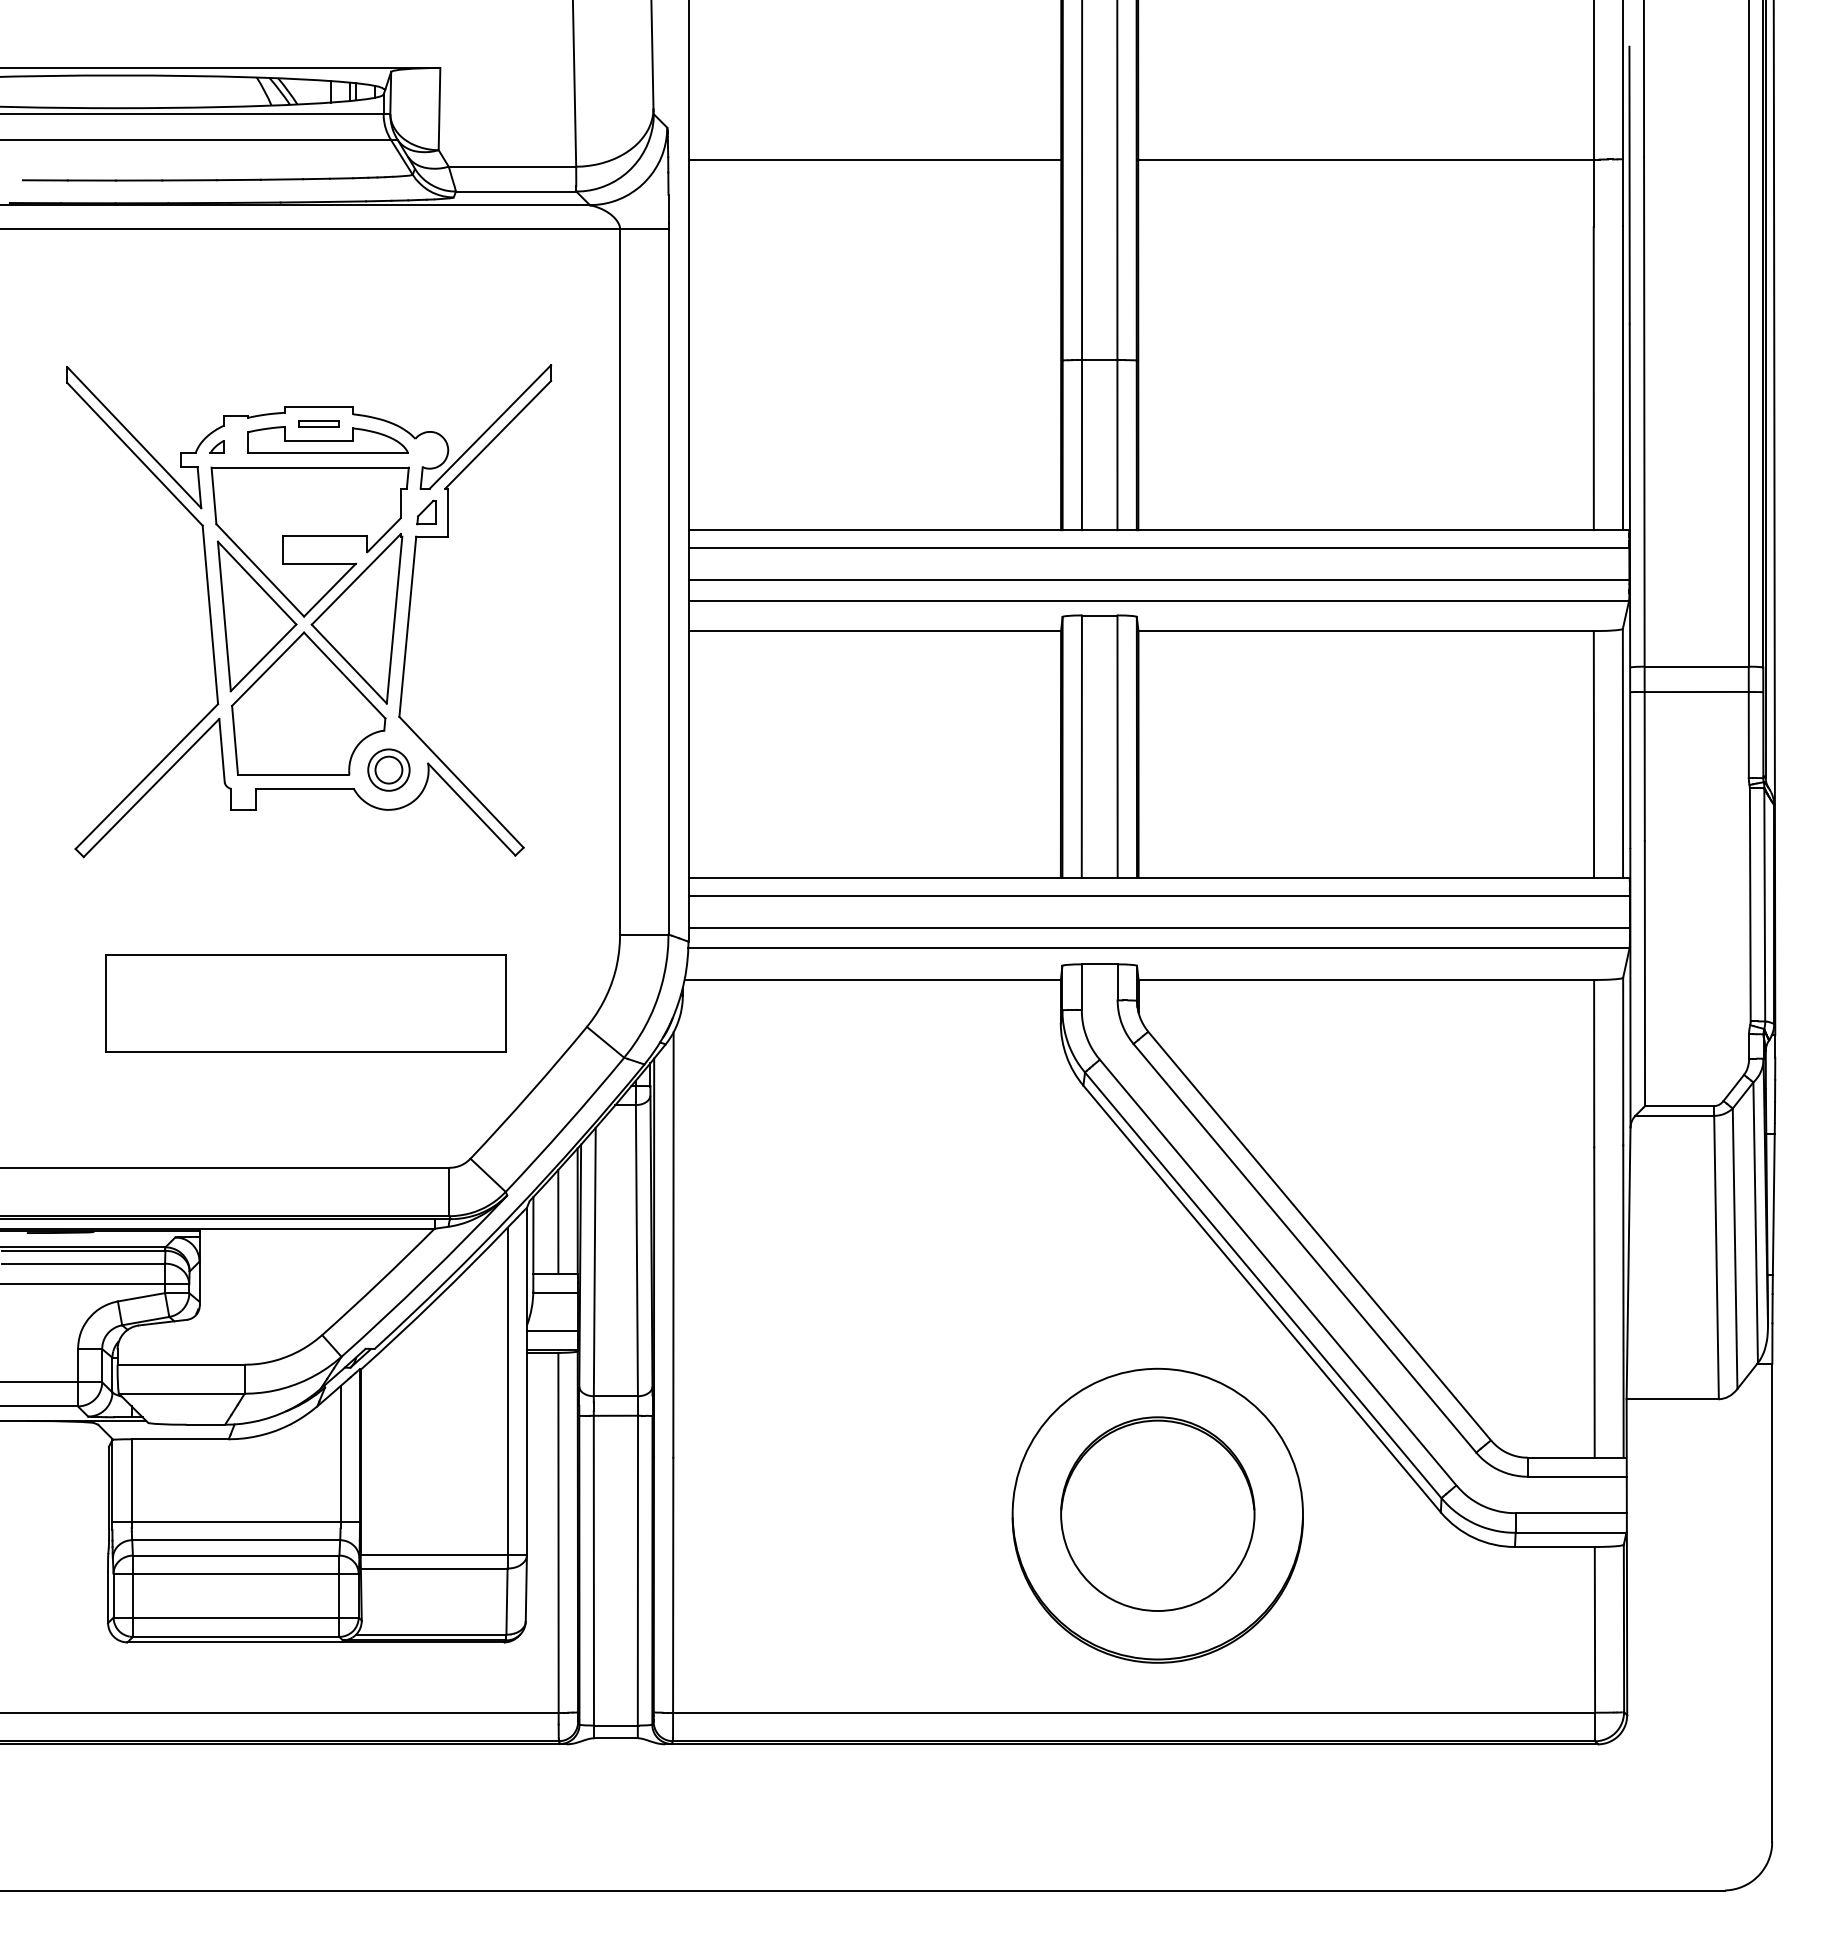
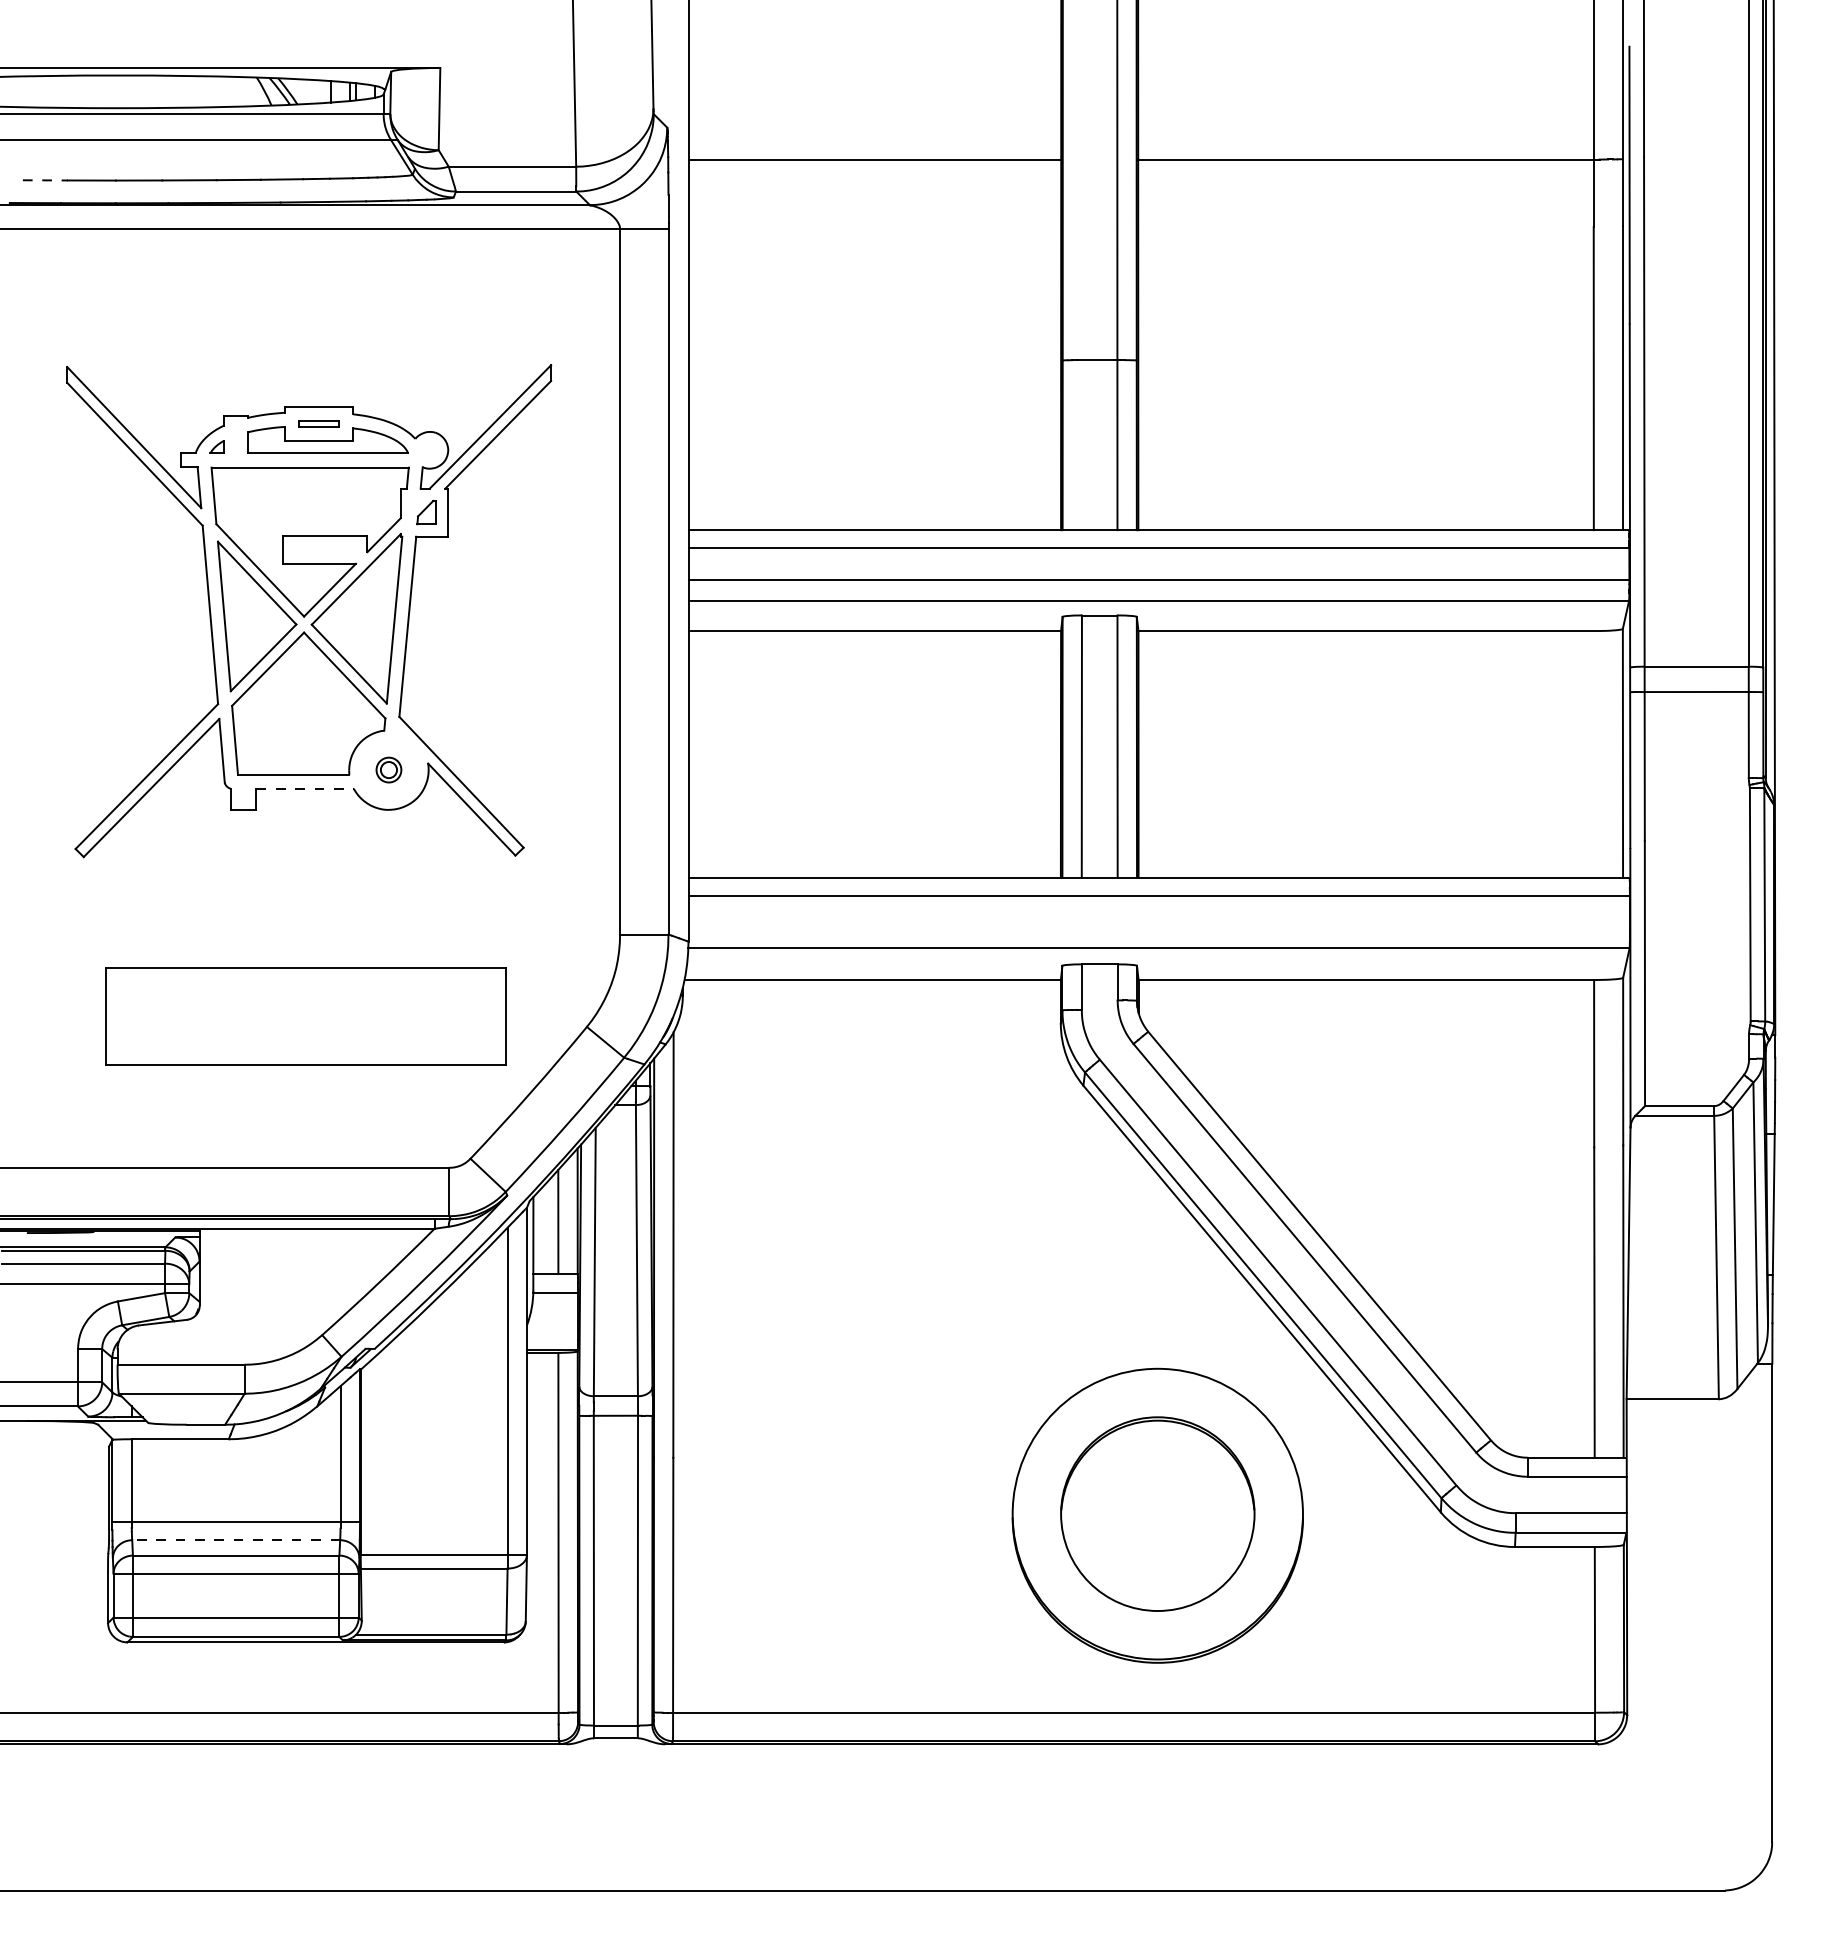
line: solid -> dashed (45, 180)
line: present -> none (1081, 266)
line: present -> none (1593, 754)
part size: 44x44 px -> 28x28 px (388, 769)
line: solid -> dashed (305, 788)
line: present -> none (1159, 927)
part position: (305, 1003) -> (305, 1016) (305, 1016)
line: present -> none (552, 1330)
line: solid -> dashed (236, 1540)
